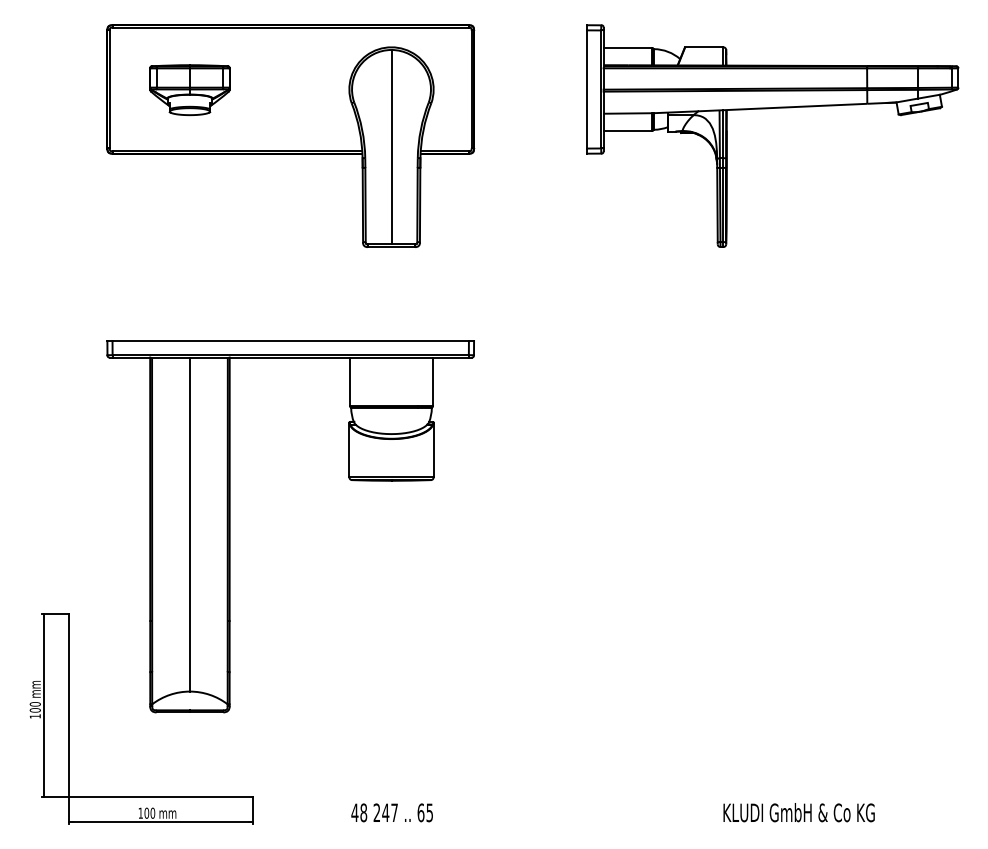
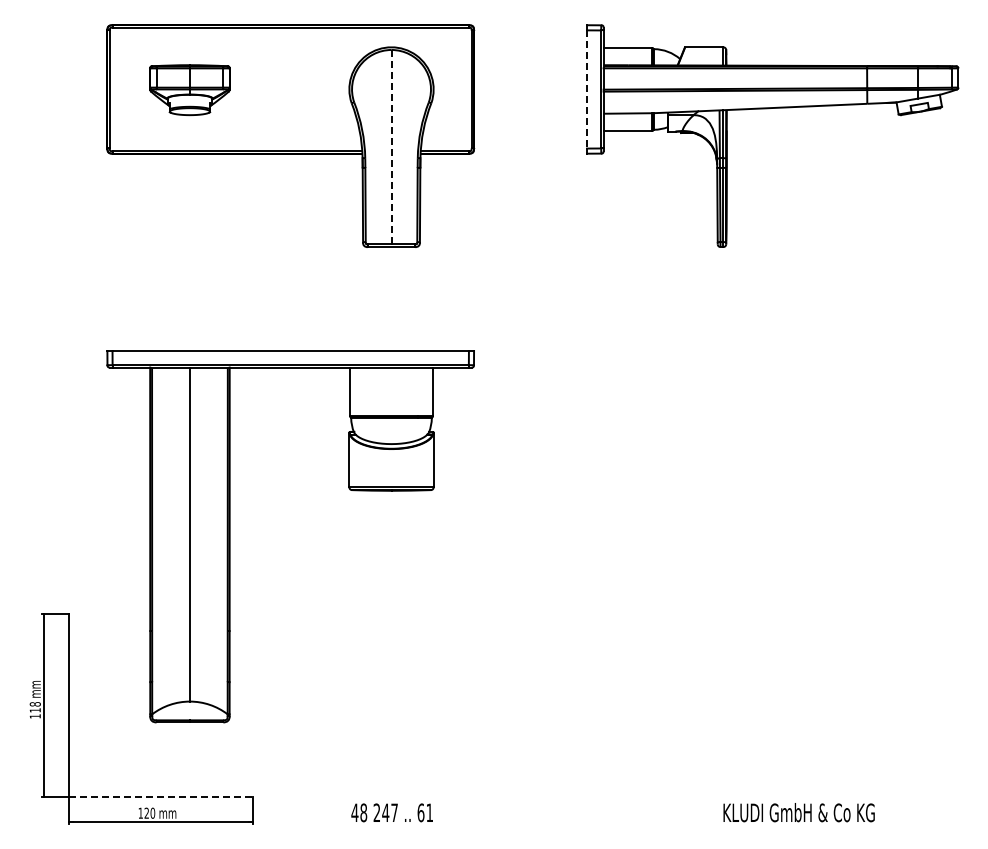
line: solid -> dashed (587, 89)
line: solid -> dashed (391, 147)
part position: (230, 526) -> (230, 536) (230, 536)
text: 100 -> 118 (34, 707)
line: solid -> dashed (161, 797)
text: 100 -> 120 (146, 812)
text: 65 -> 61 (429, 812)
